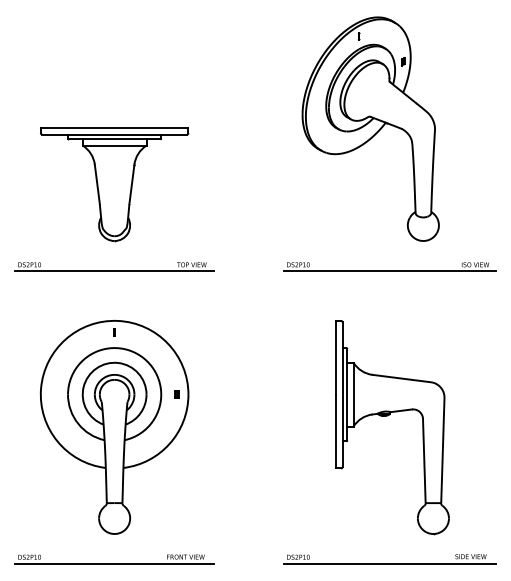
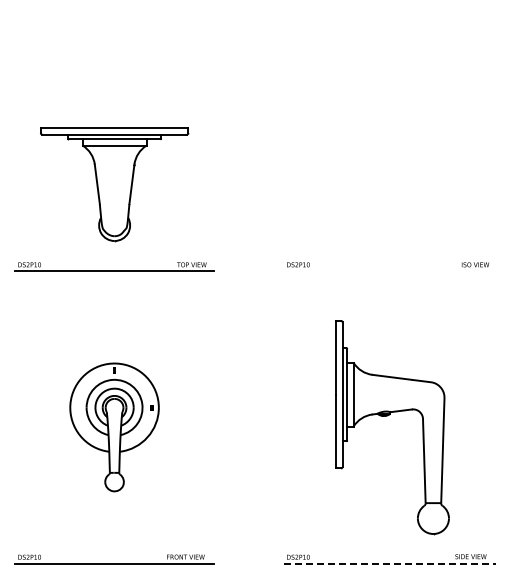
part: present -> none (370, 128)
line: present -> none (389, 271)
part size: 151x215 px -> 91x131 px (114, 427)
line: solid -> dashed (389, 563)
